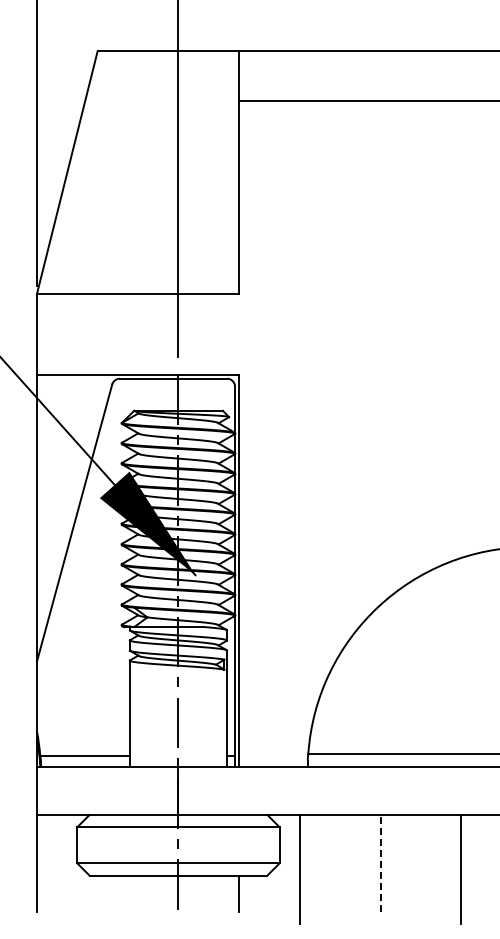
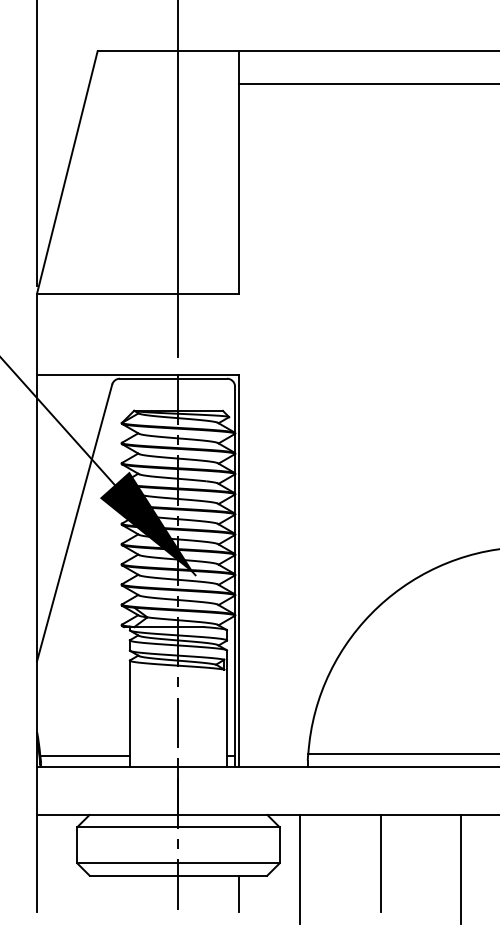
line position: (367, 100) -> (367, 83) (367, 83)
line: dashed -> solid (380, 862)
